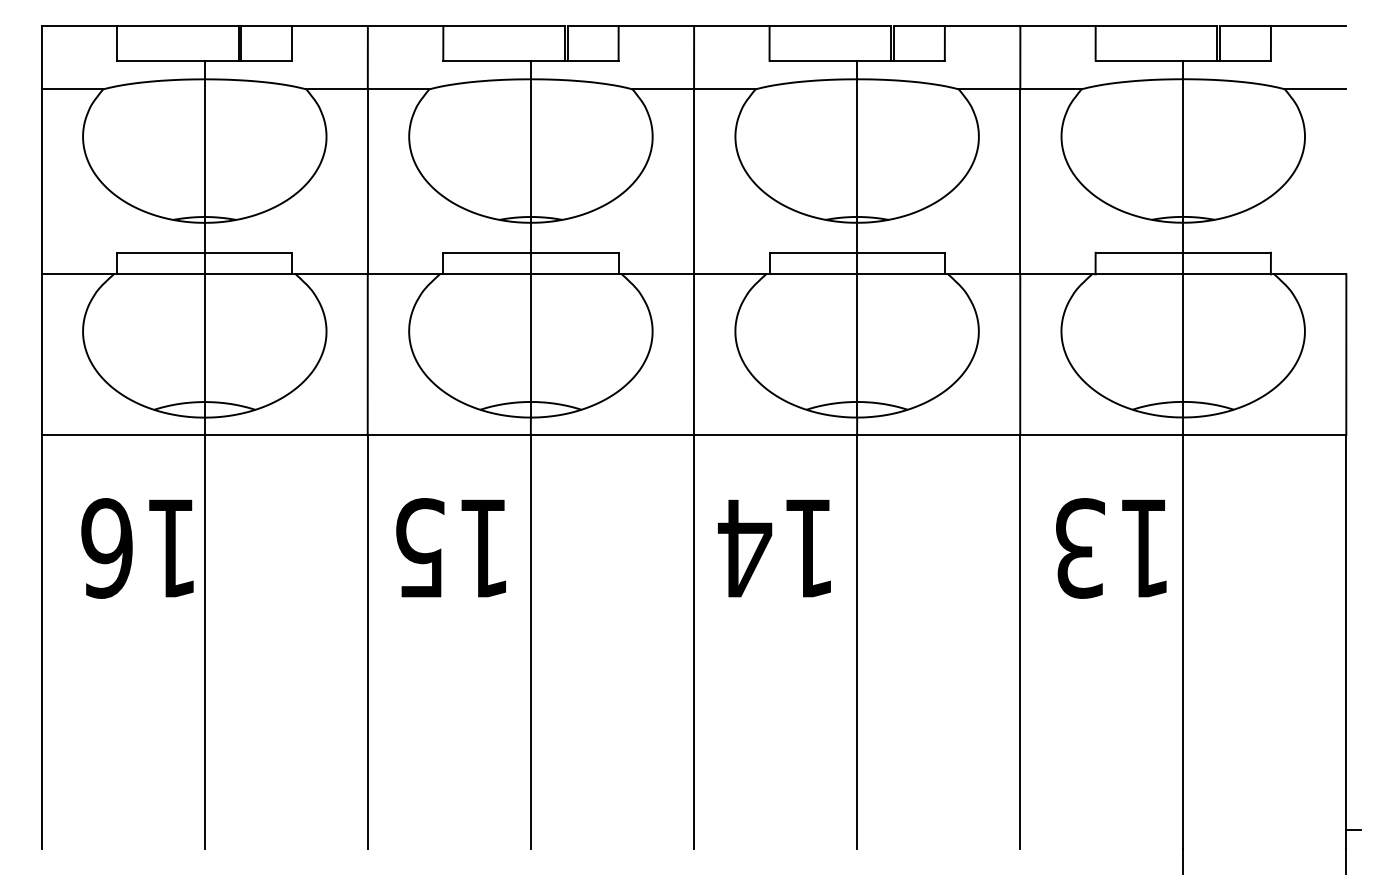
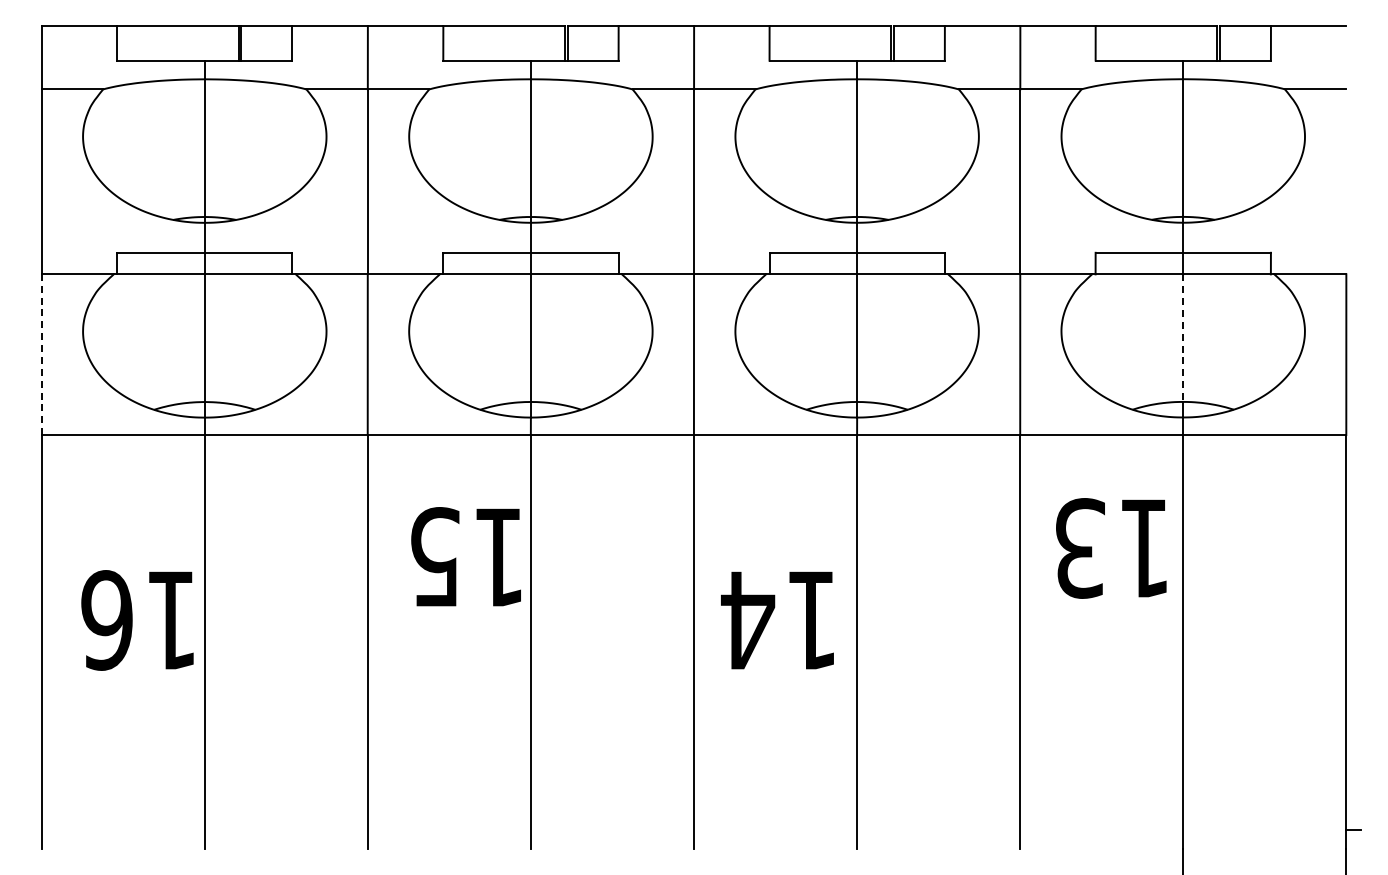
line: solid -> dashed (1183, 338)
line: solid -> dashed (41, 354)
text position: (450, 547) -> (465, 556) (465, 556)
text position: (137, 548) -> (137, 620) (137, 620)
text position: (774, 548) -> (777, 620) (777, 620)
